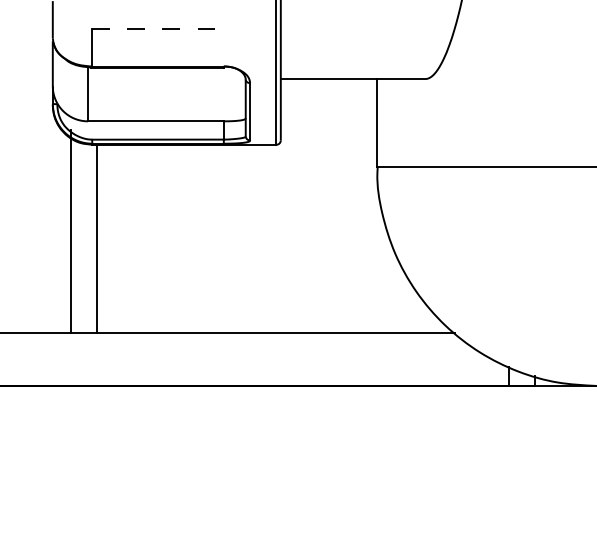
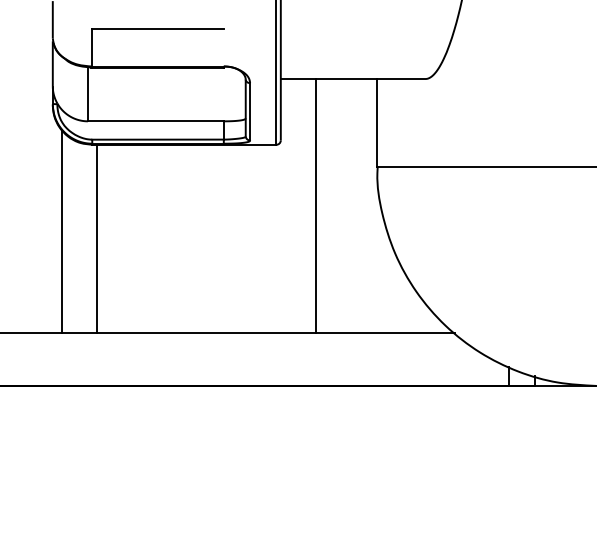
line: dashed -> solid (158, 28)
line: none -> present (315, 206)
line position: (70, 231) -> (61, 231) (61, 231)
